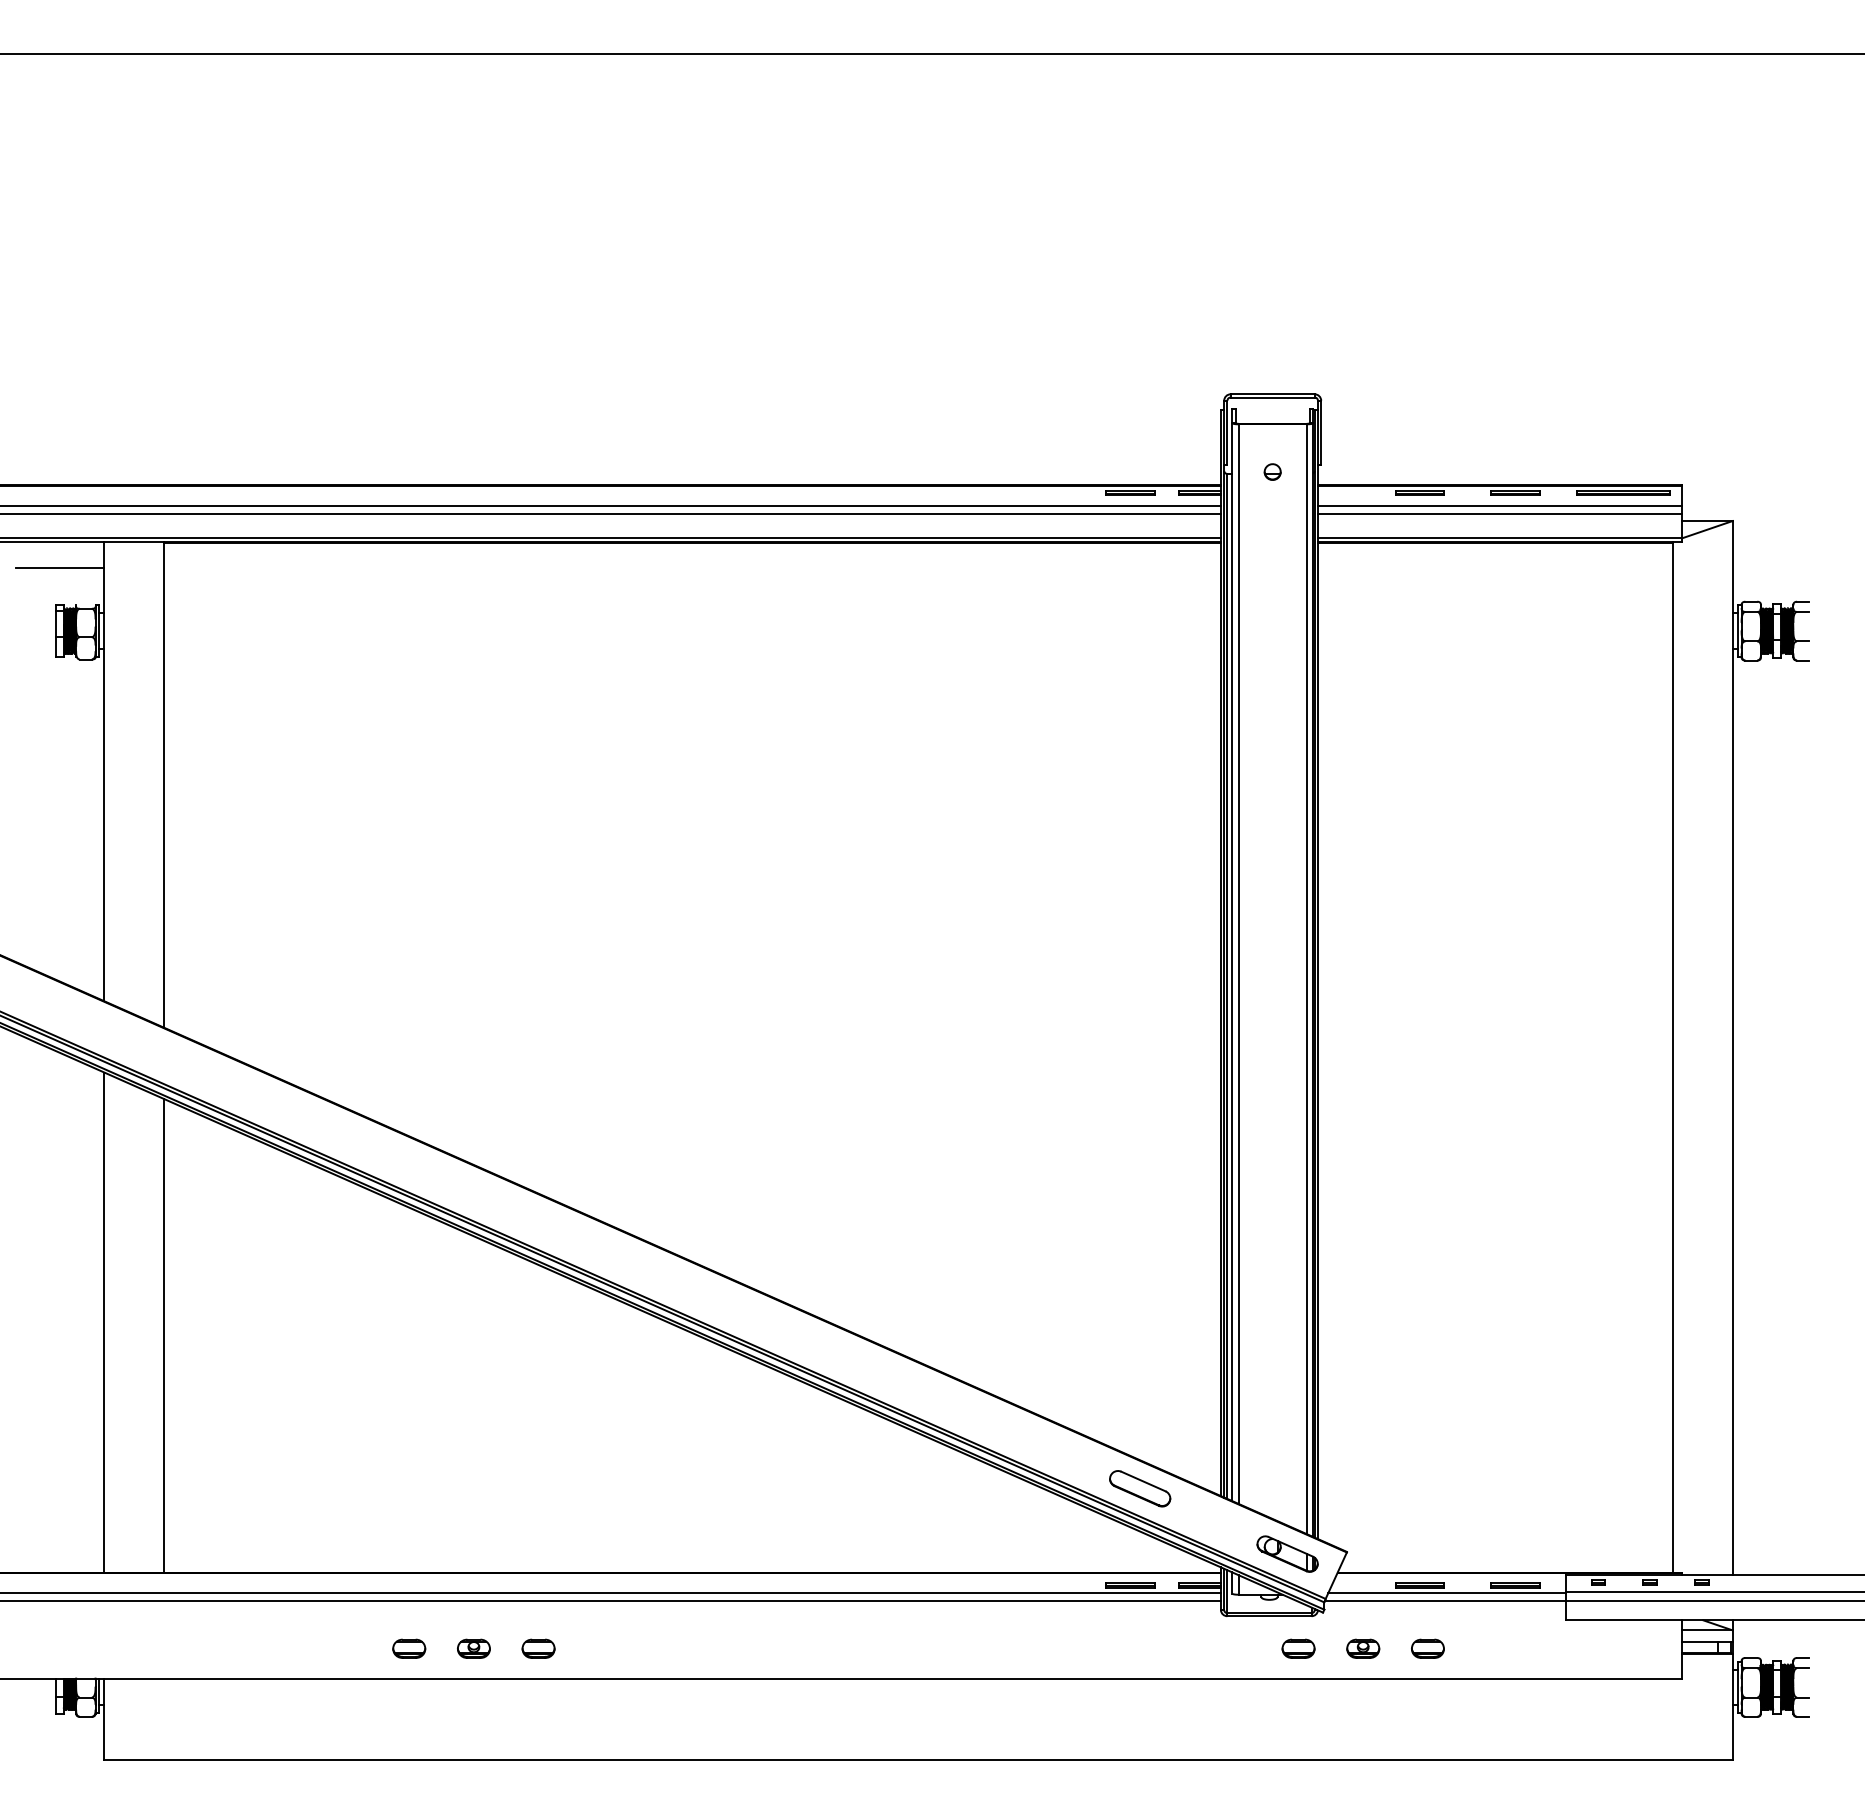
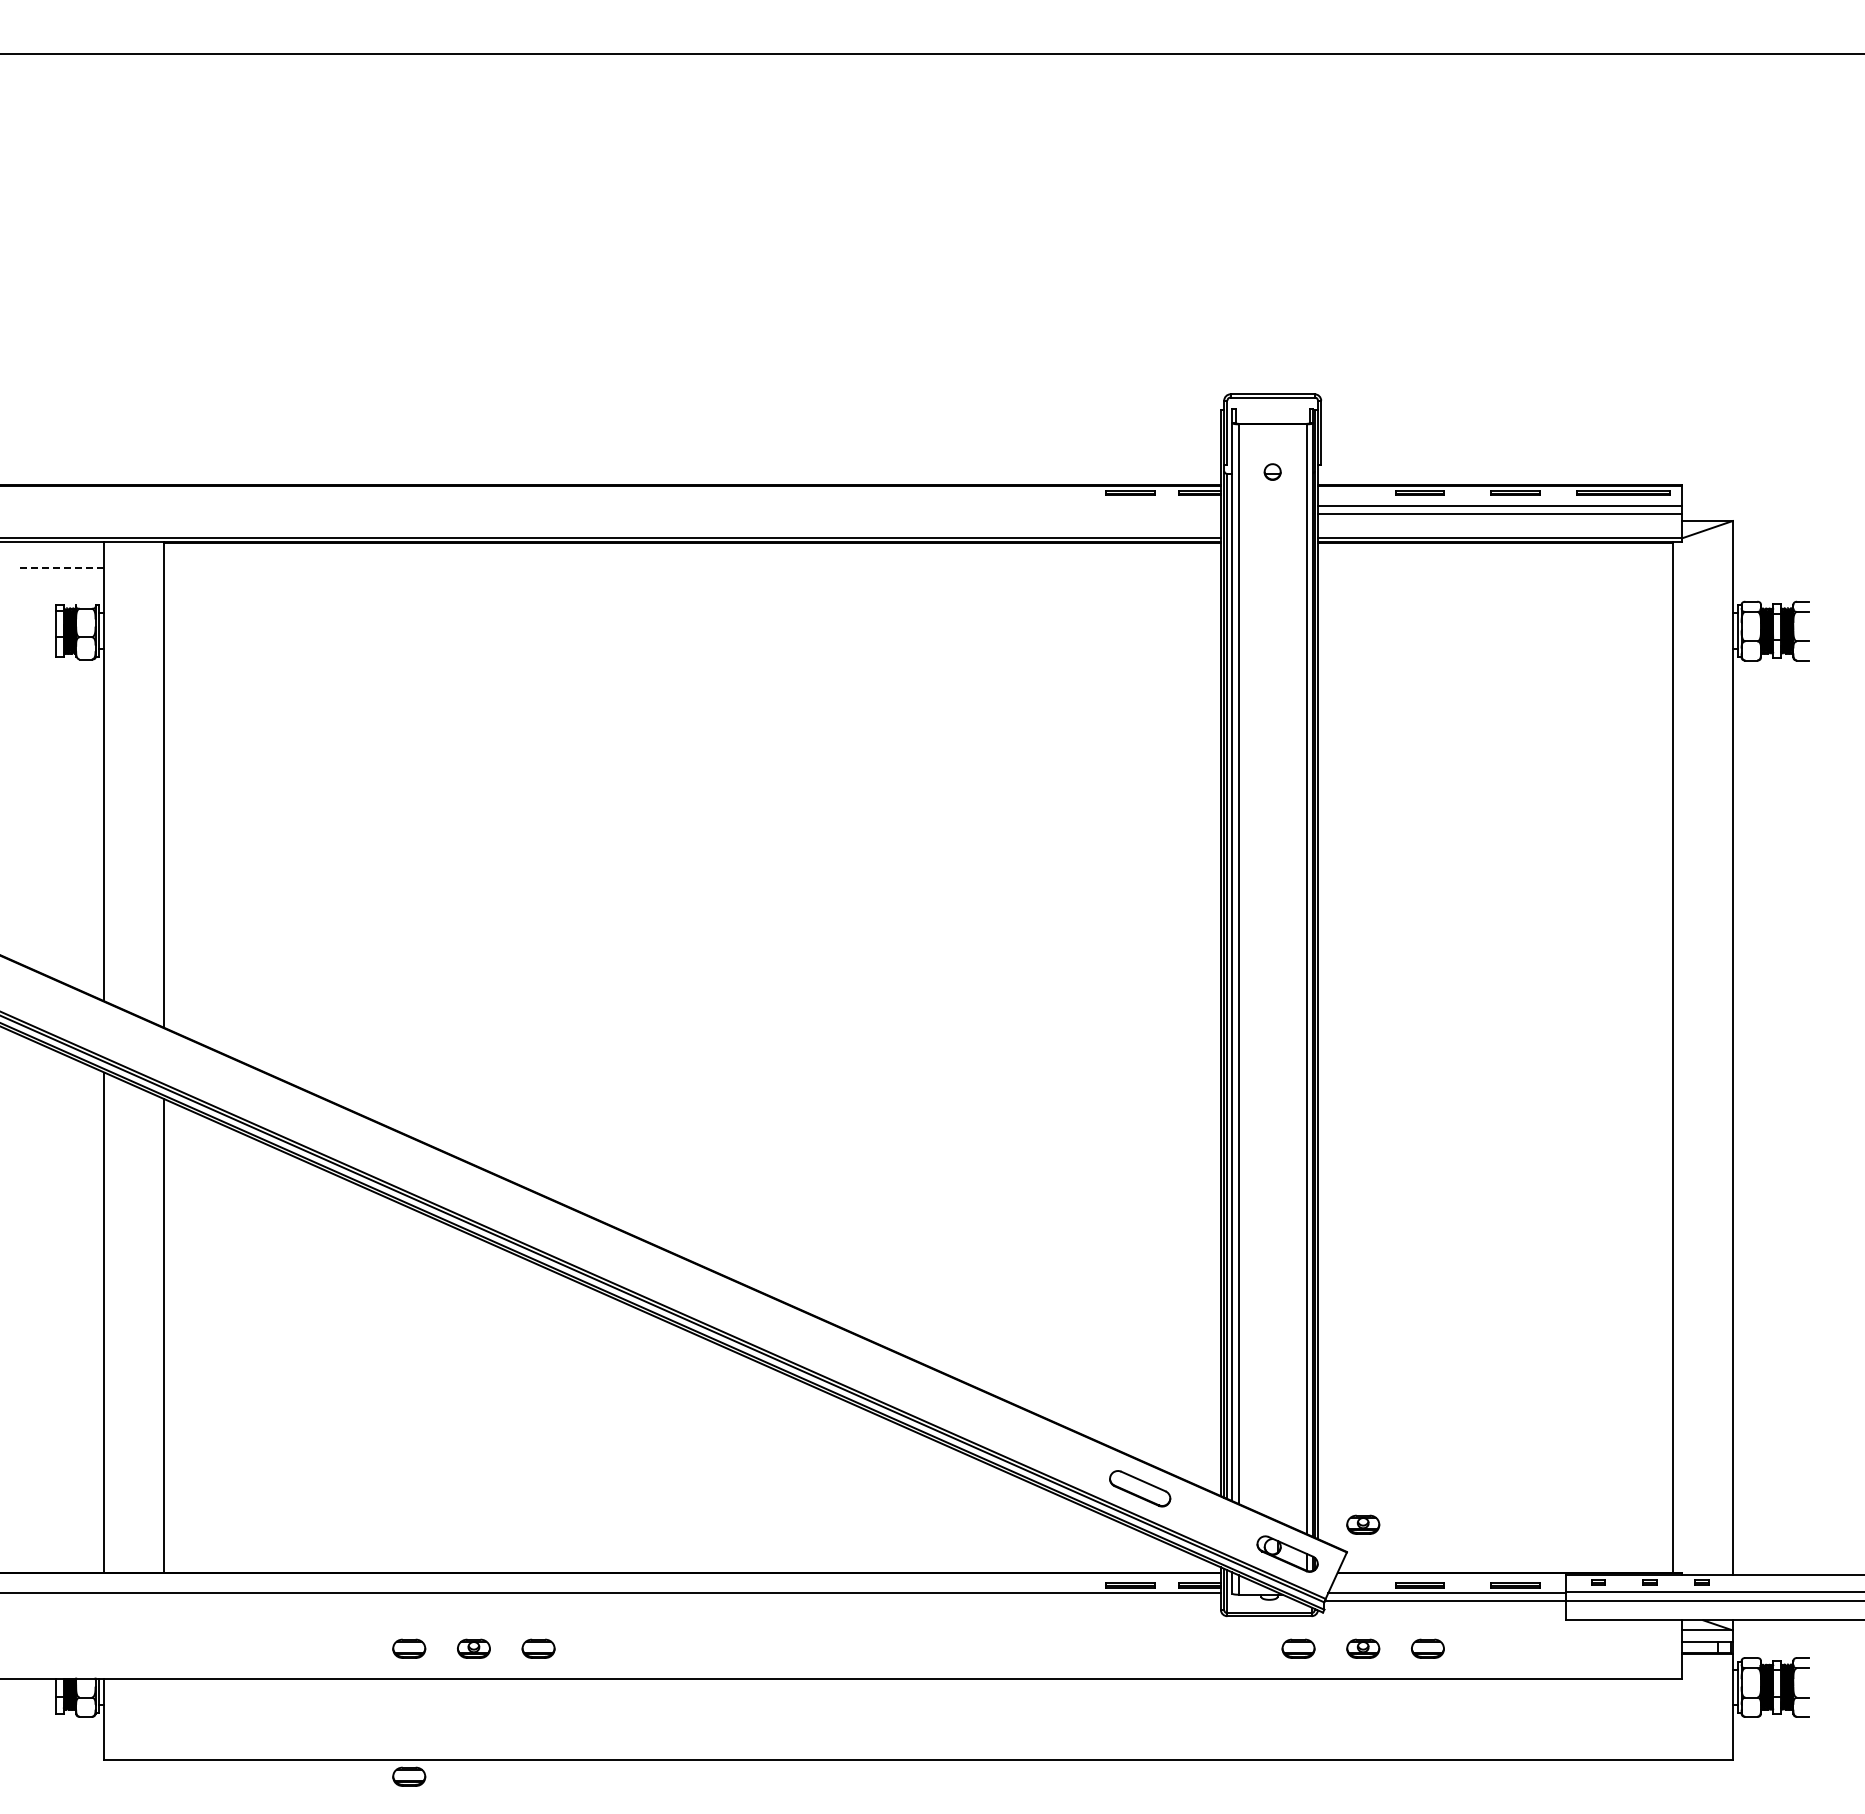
line: present -> none (611, 505)
line: present -> none (611, 513)
line: solid -> dashed (59, 568)
part: none -> present (1363, 1524)
line: present -> none (611, 1601)
part: none -> present (409, 1776)
